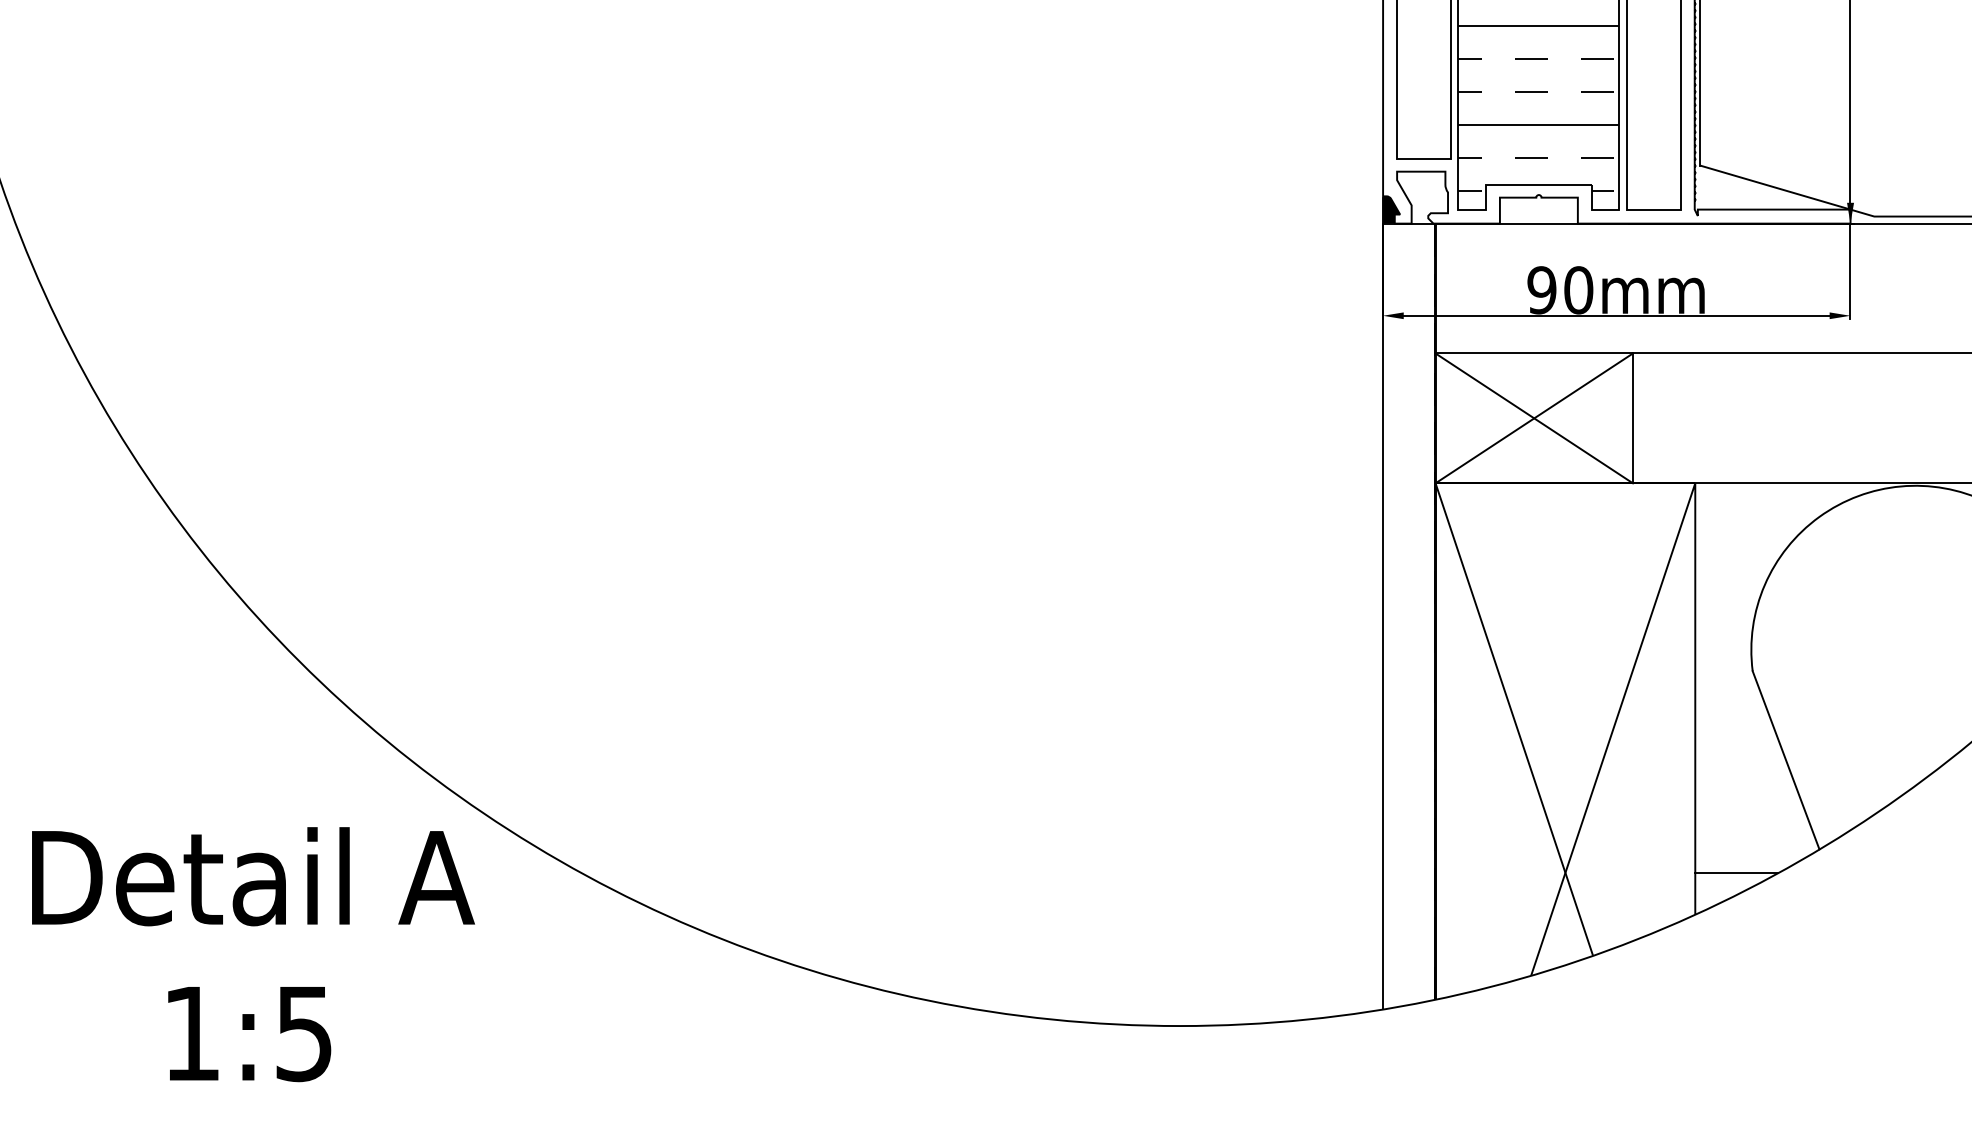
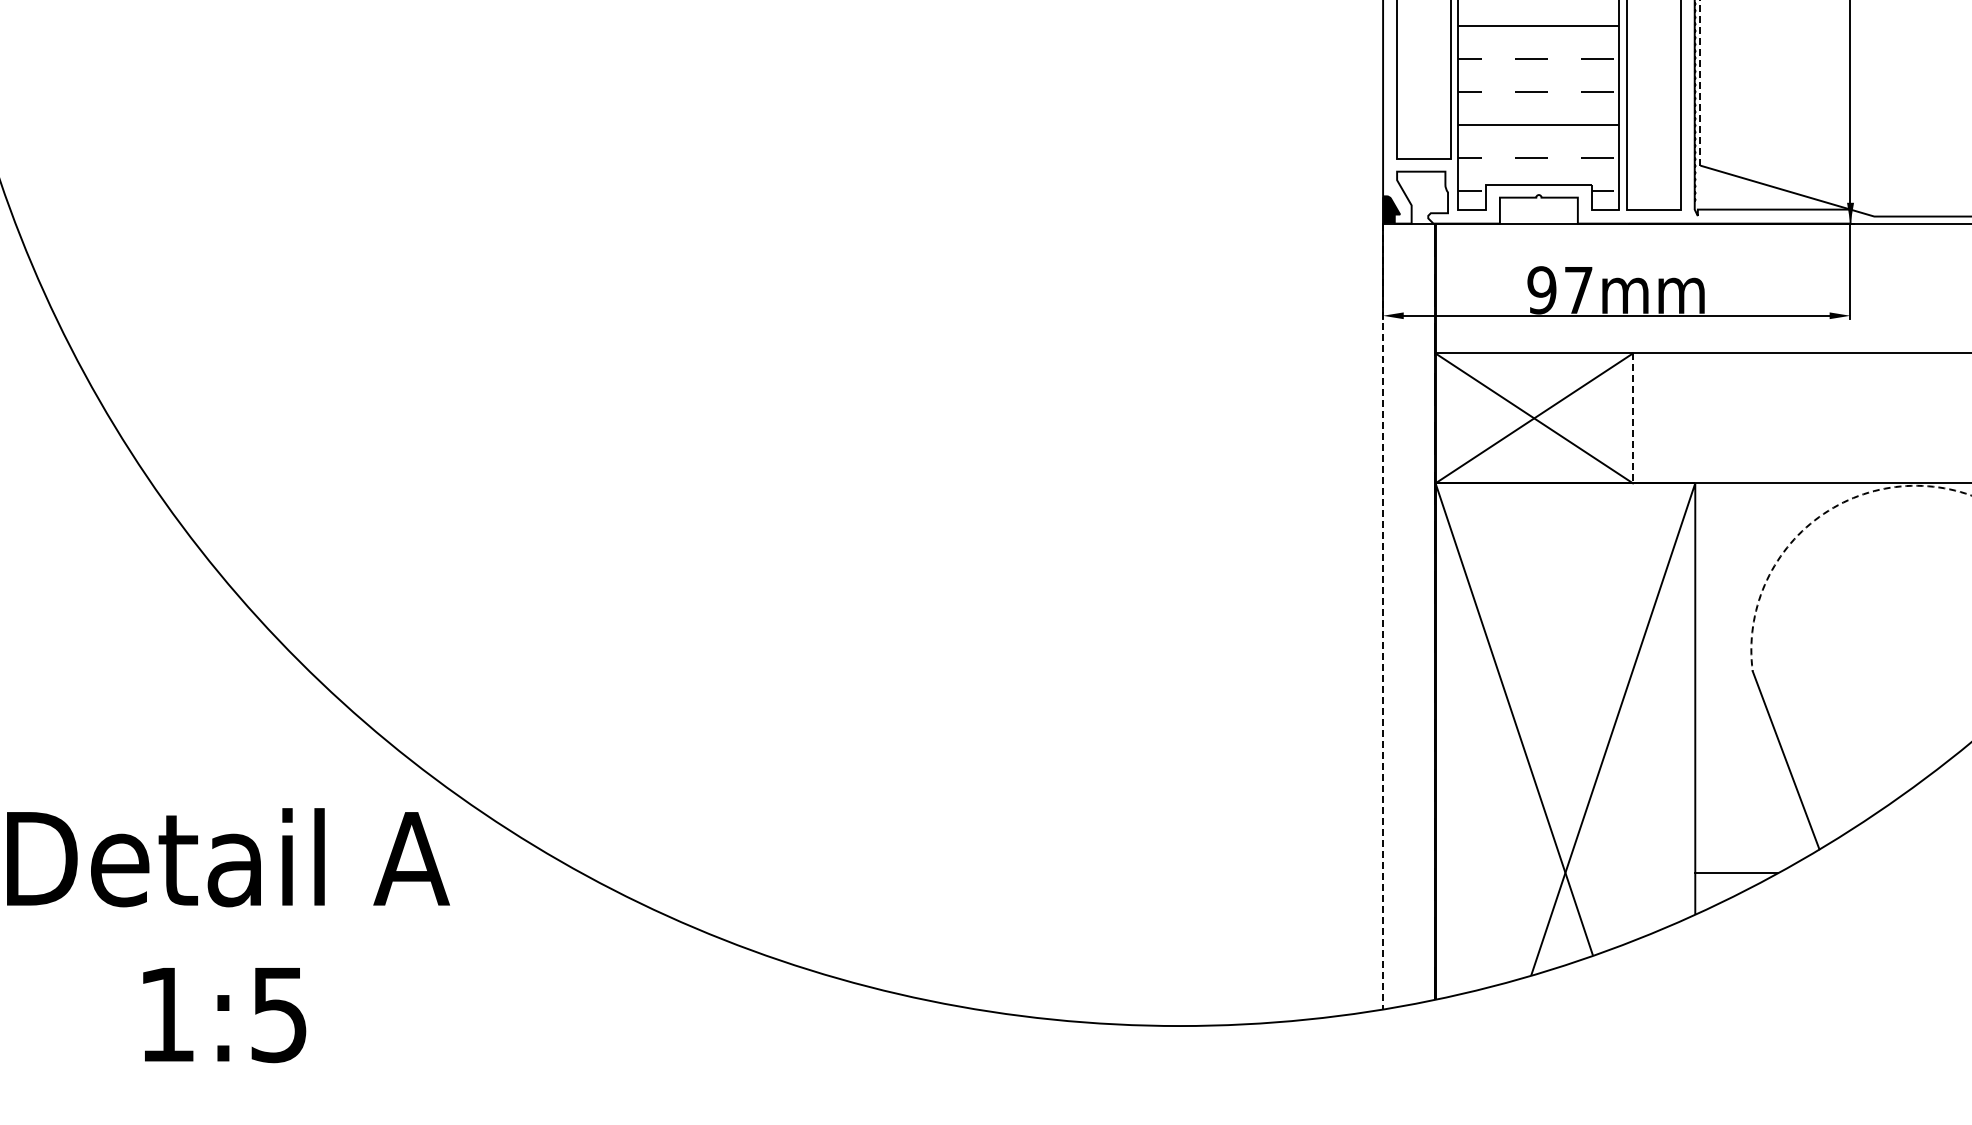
line: solid -> dashed (1700, 82)
text: 90mm -> 97mm (1578, 290)
line: solid -> dashed (1632, 418)
arc: solid -> dashed (1812, 522)
line: solid -> dashed (1383, 616)
text position: (253, 954) -> (228, 935) (228, 935)
